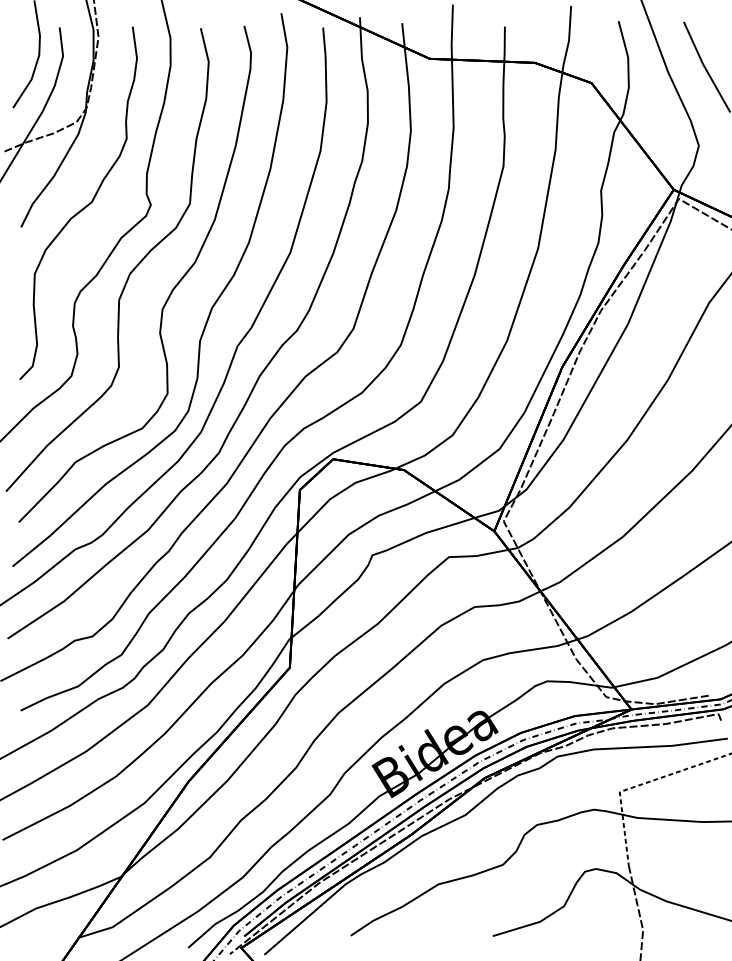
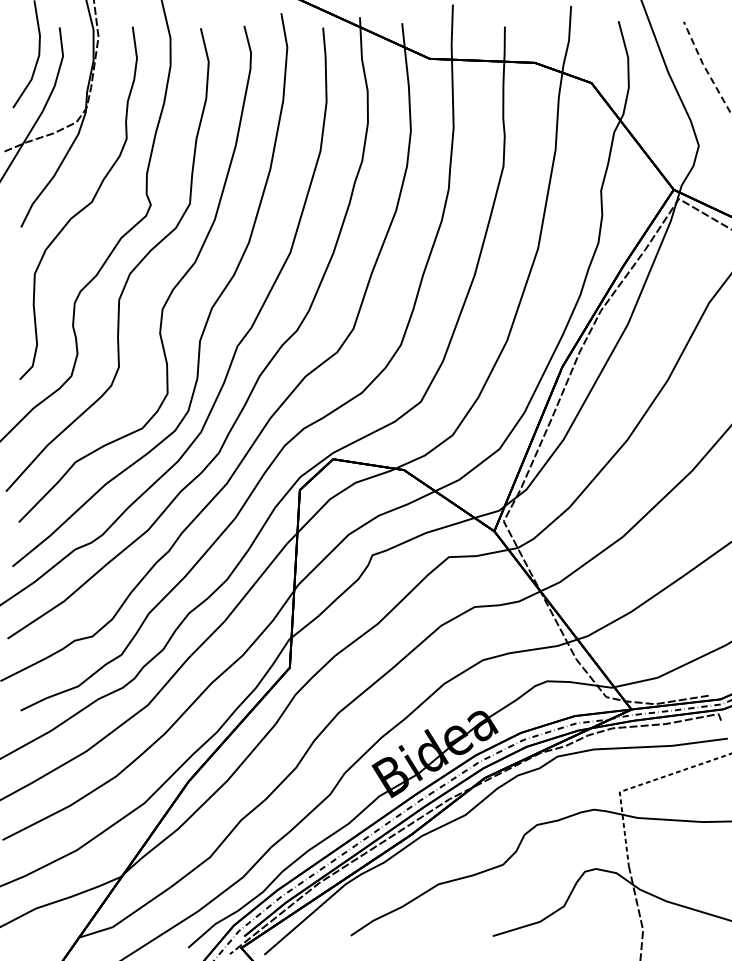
line: solid -> dashed (704, 67)
